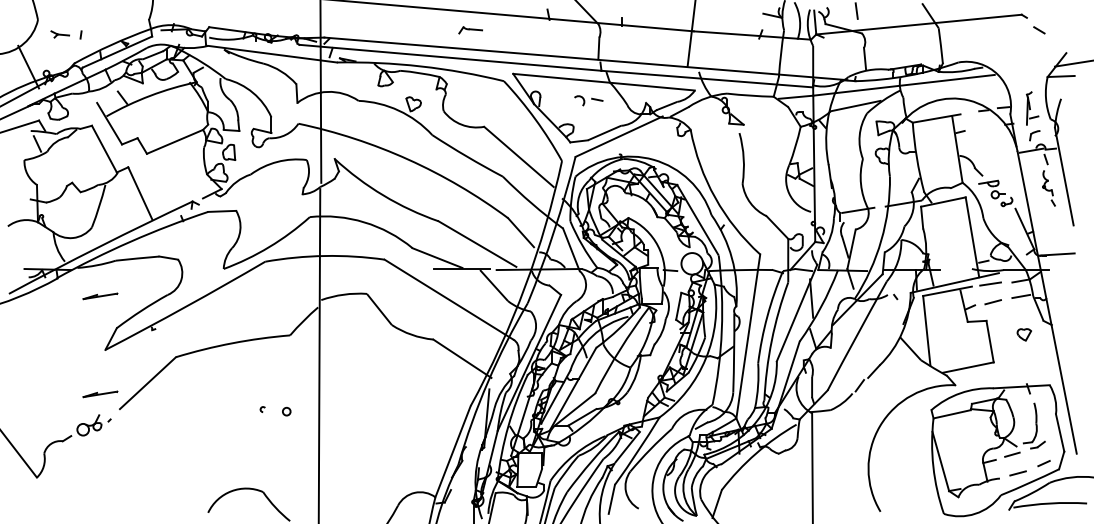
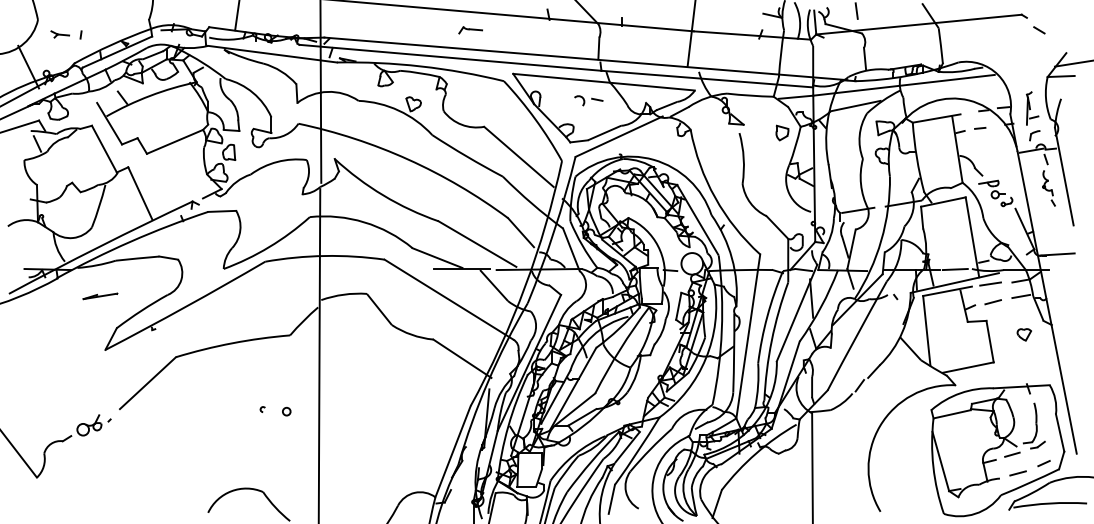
line: none -> present (237, 16)
line: none -> present (980, 128)
part: none -> present (782, 132)
line: none -> present (954, 269)
part: present -> none (100, 394)
